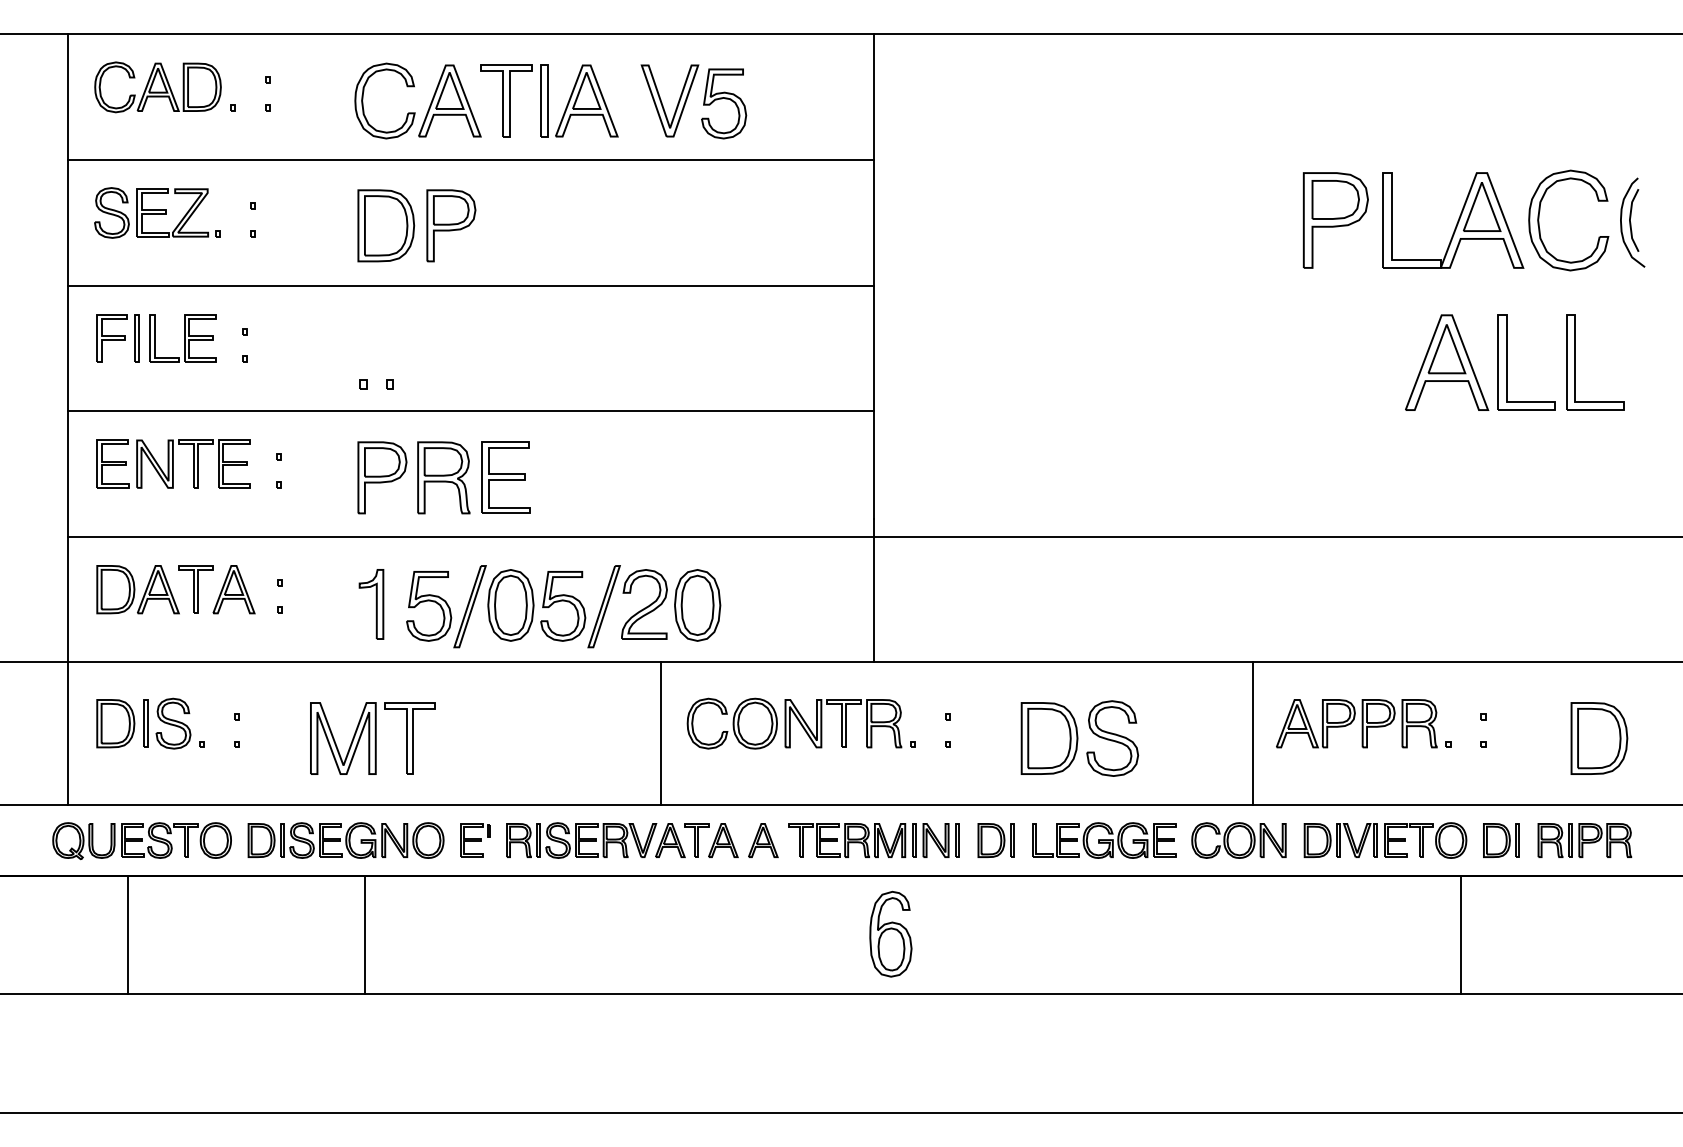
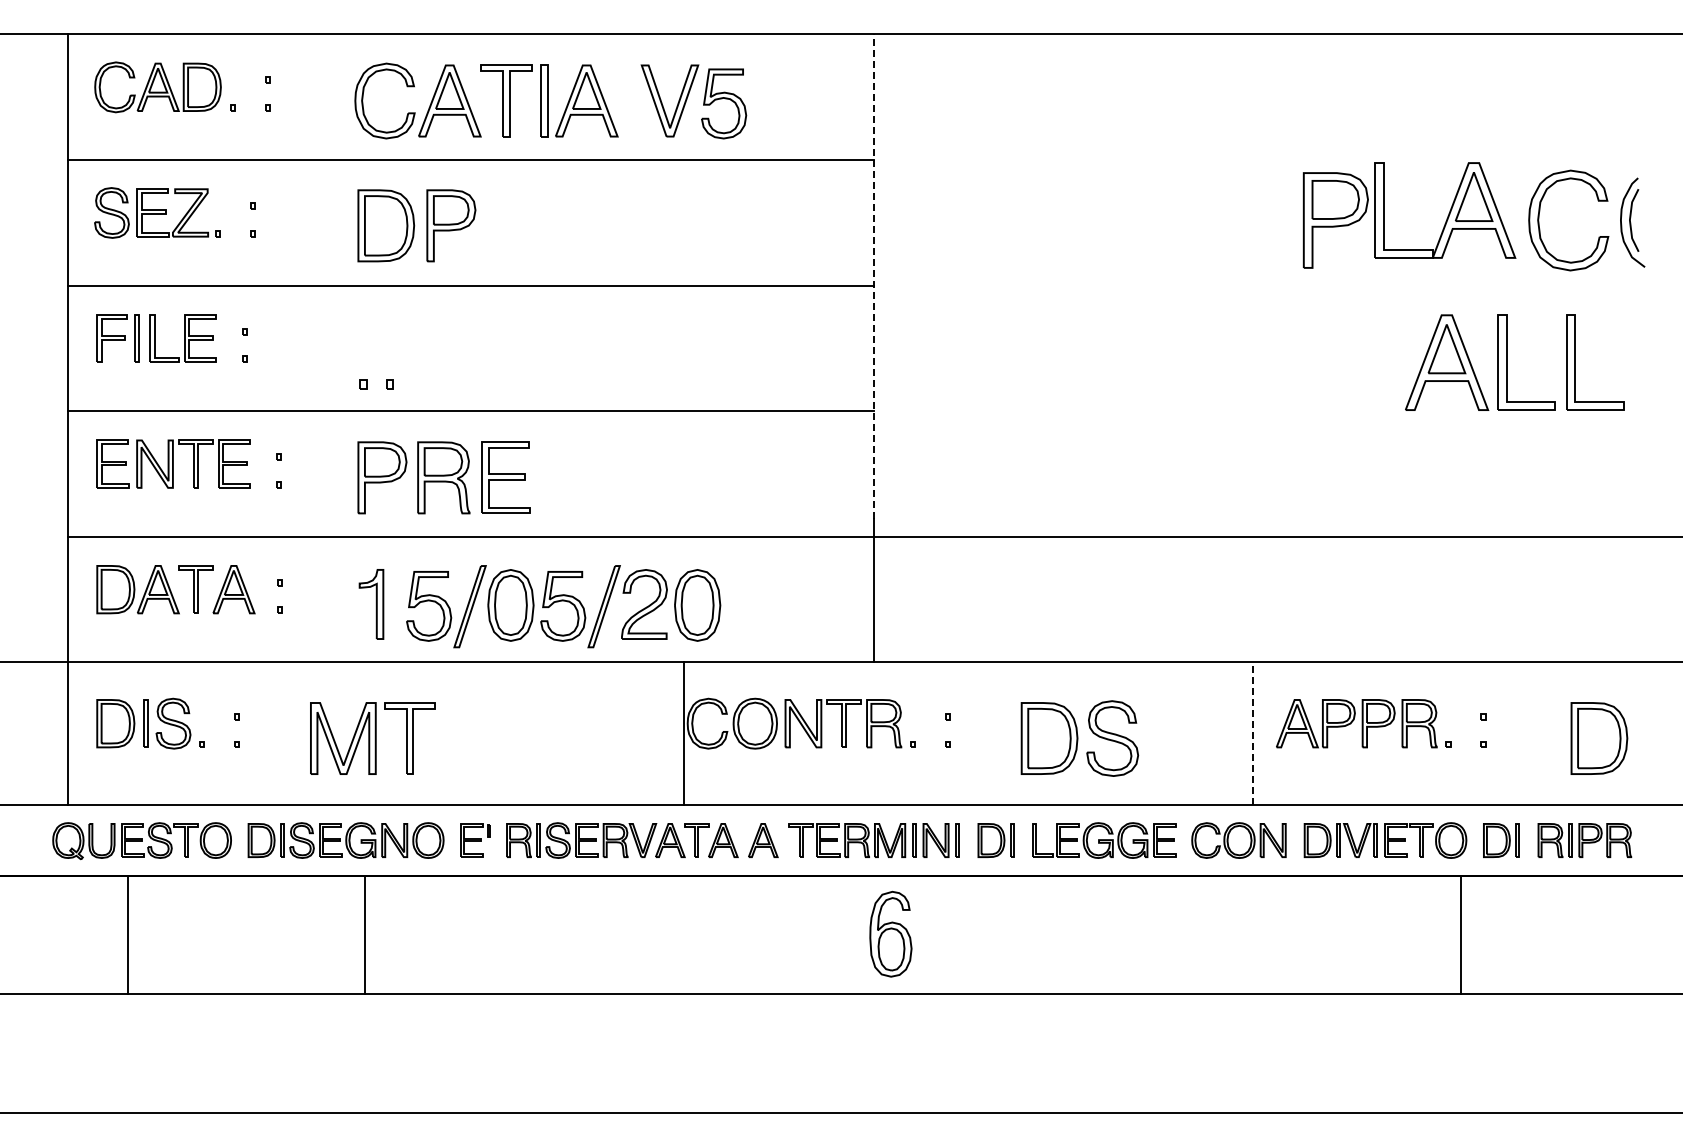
part position: (1453, 220) -> (1445, 210) (1445, 210)
line: solid -> dashed (874, 276)
line: solid -> dashed (1253, 732)
line position: (660, 733) -> (683, 733) (683, 733)
